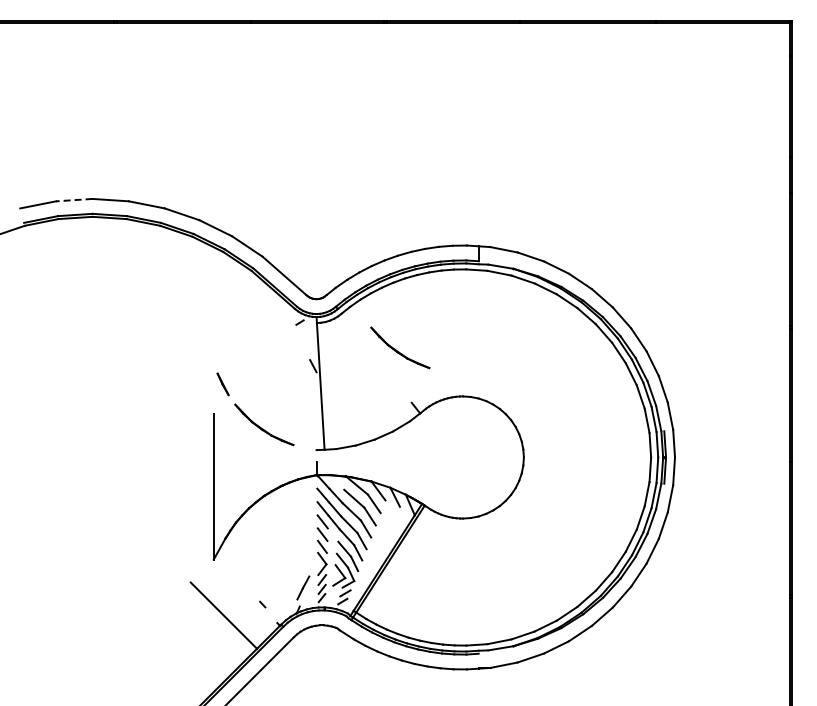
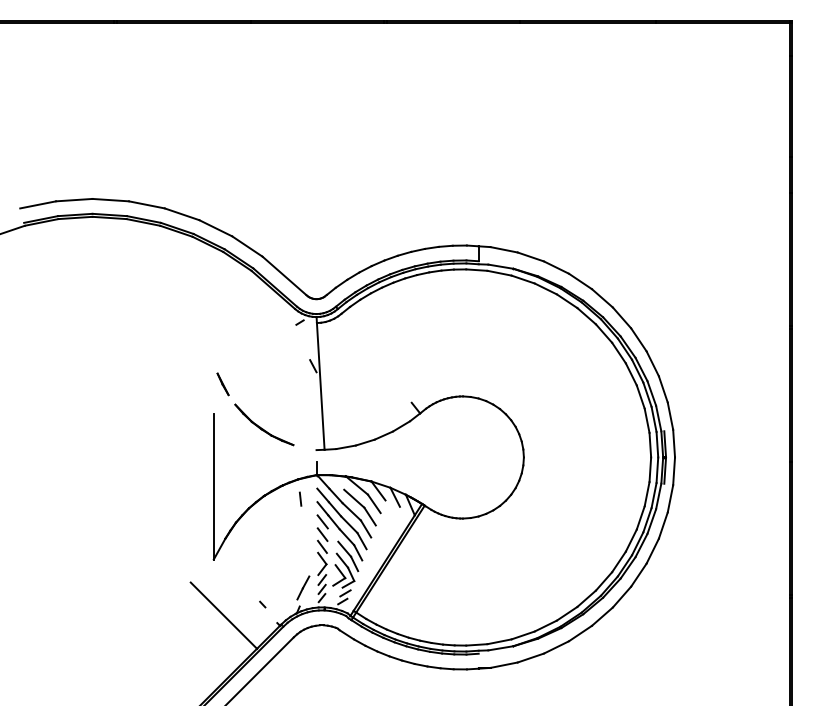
line: dashed -> solid (73, 200)
part: present -> none (400, 347)
line: none -> present (300, 498)
